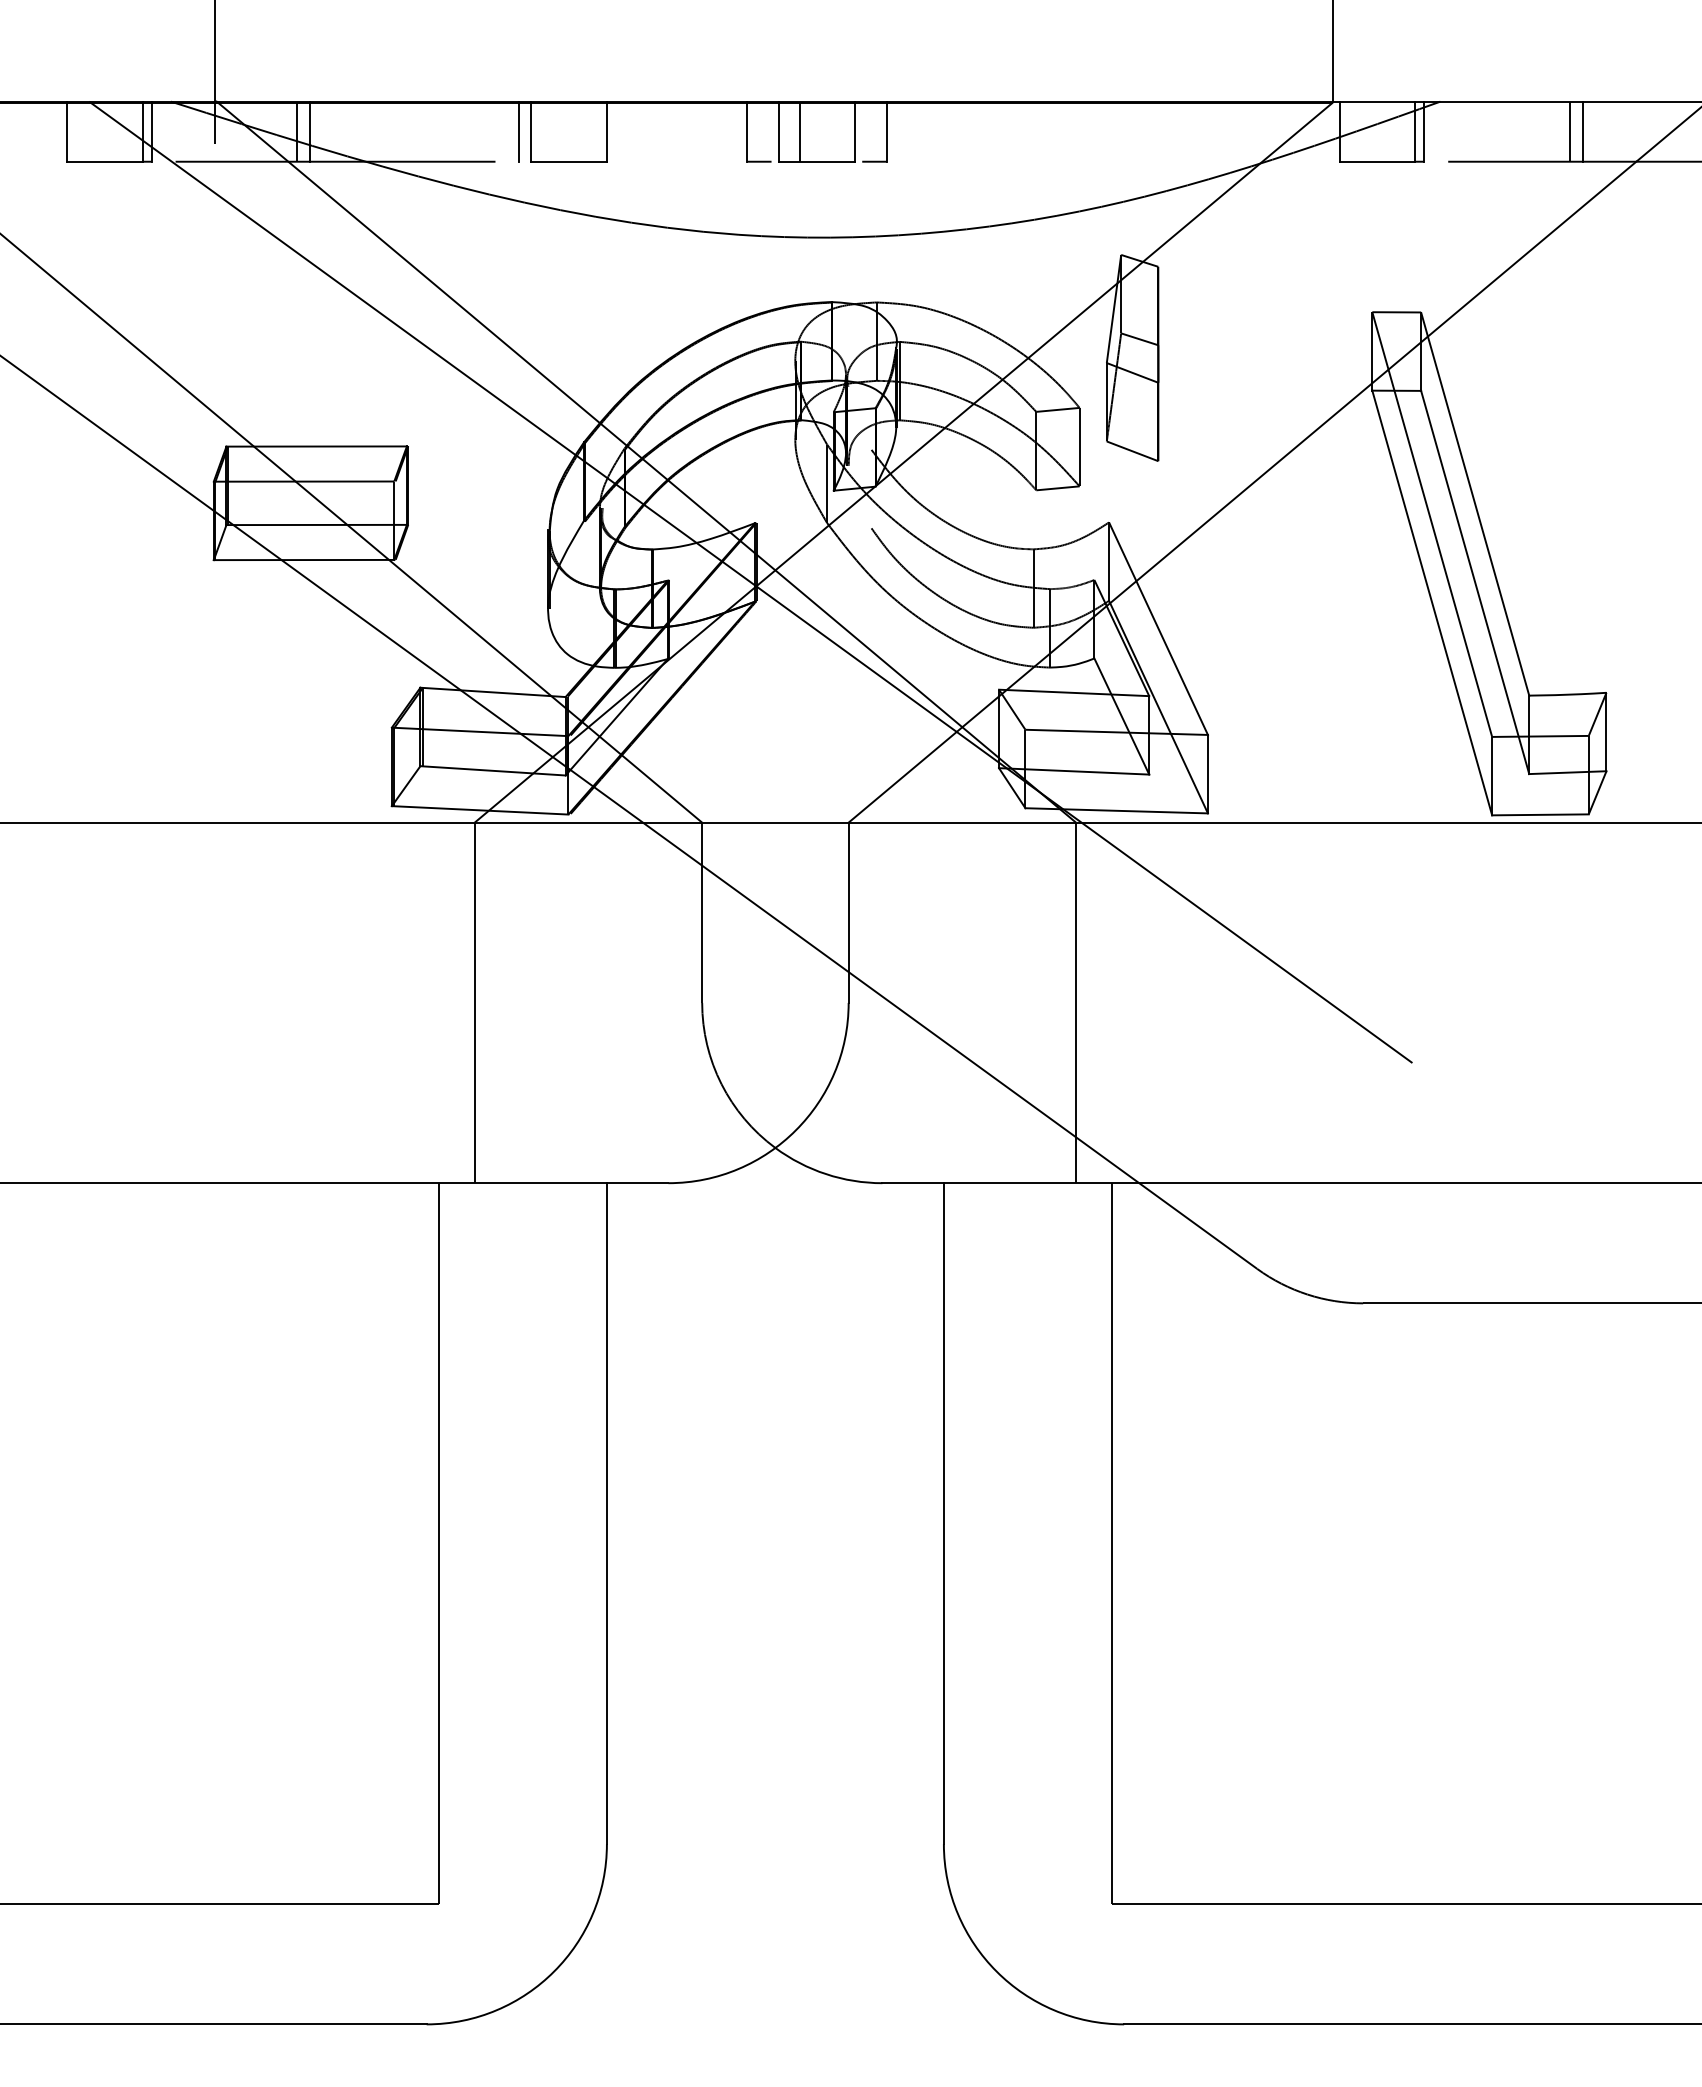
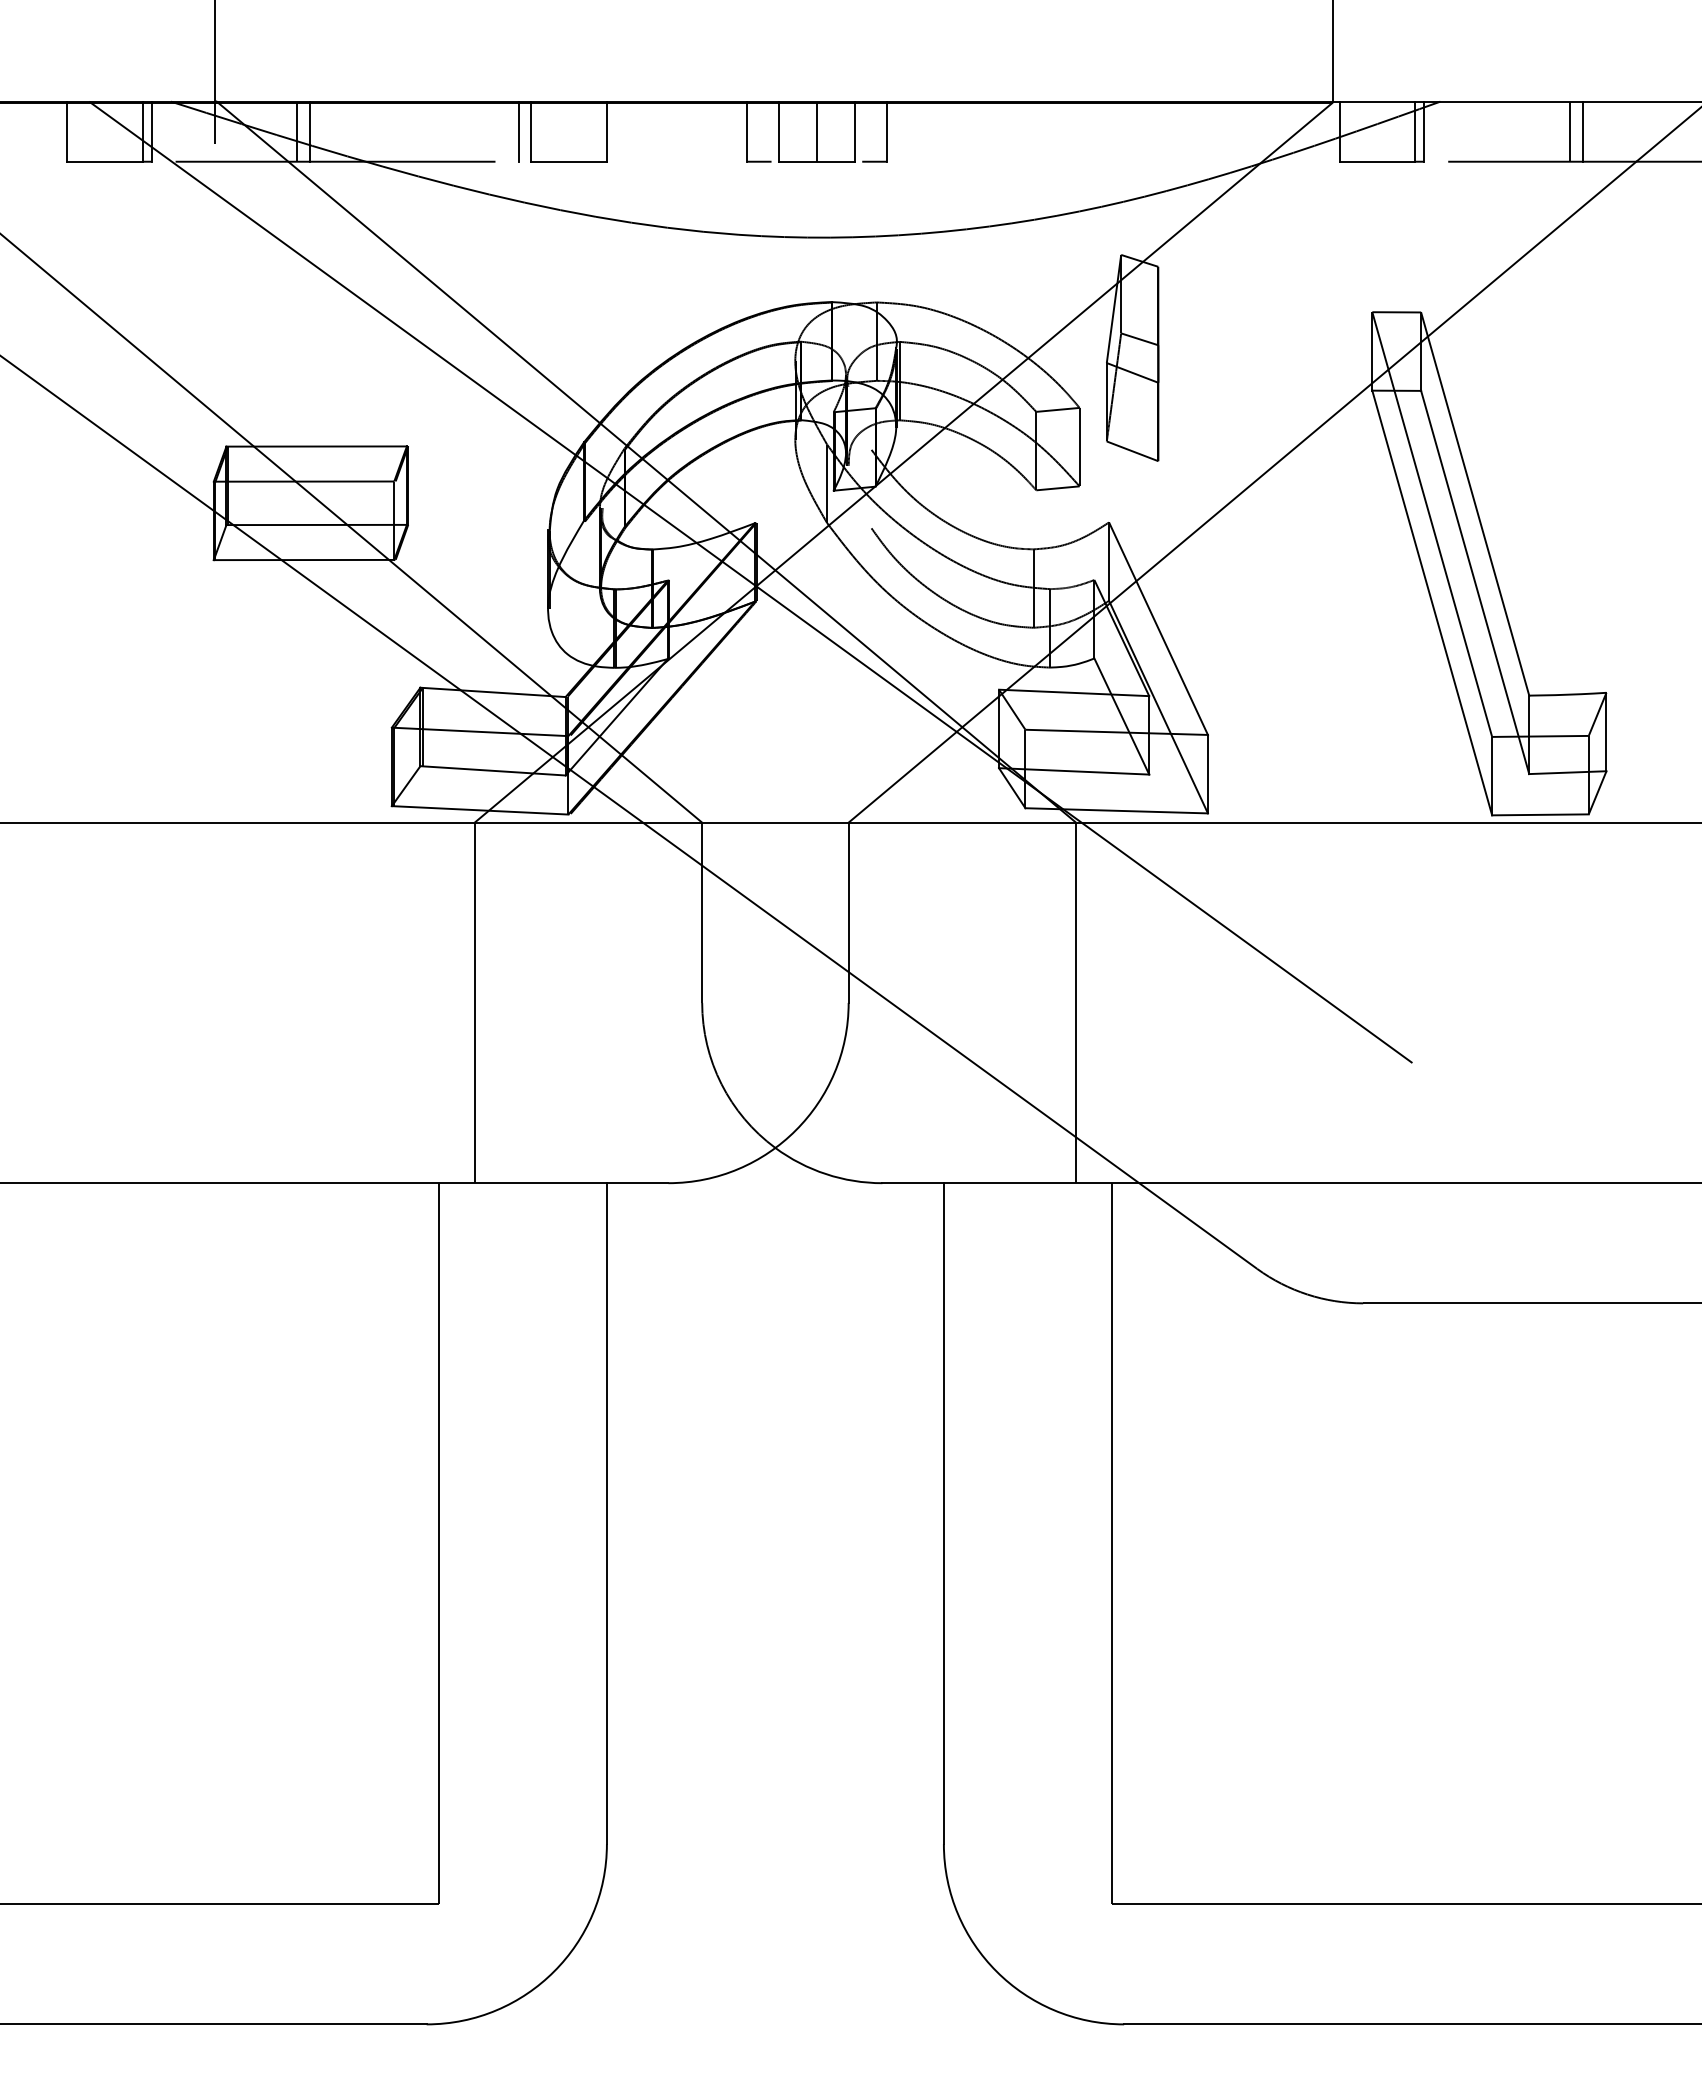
line position: (800, 131) -> (817, 131) (817, 131)
